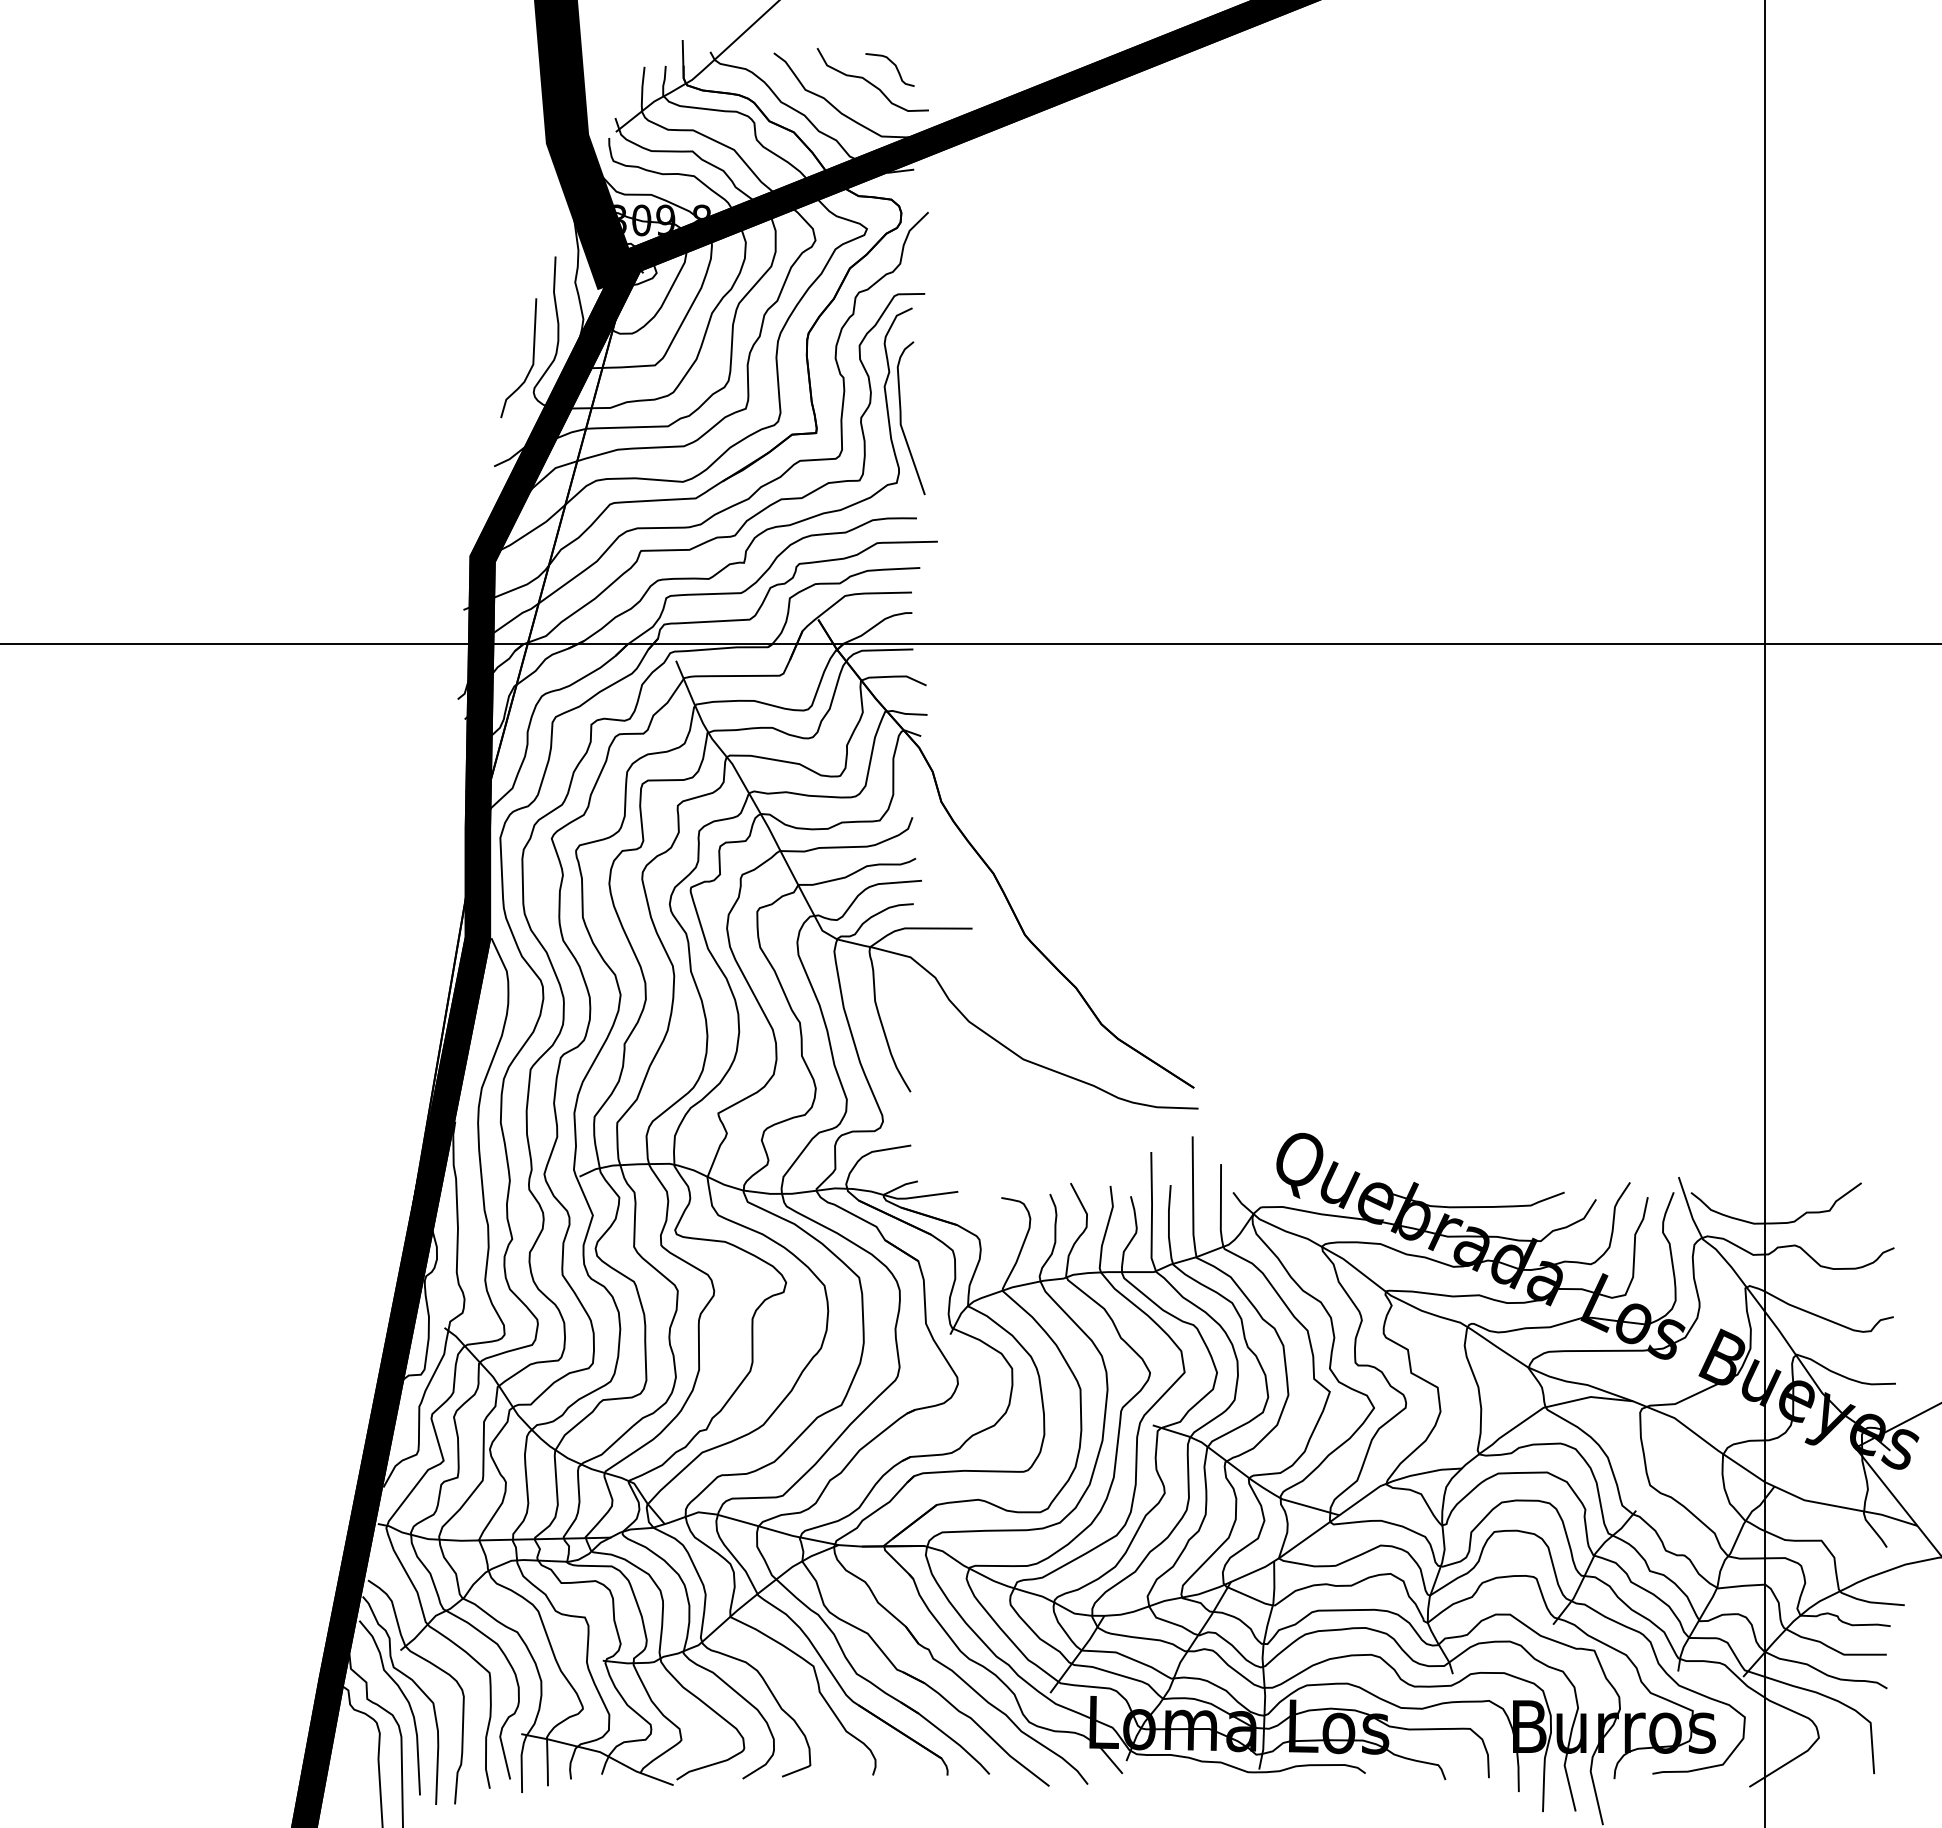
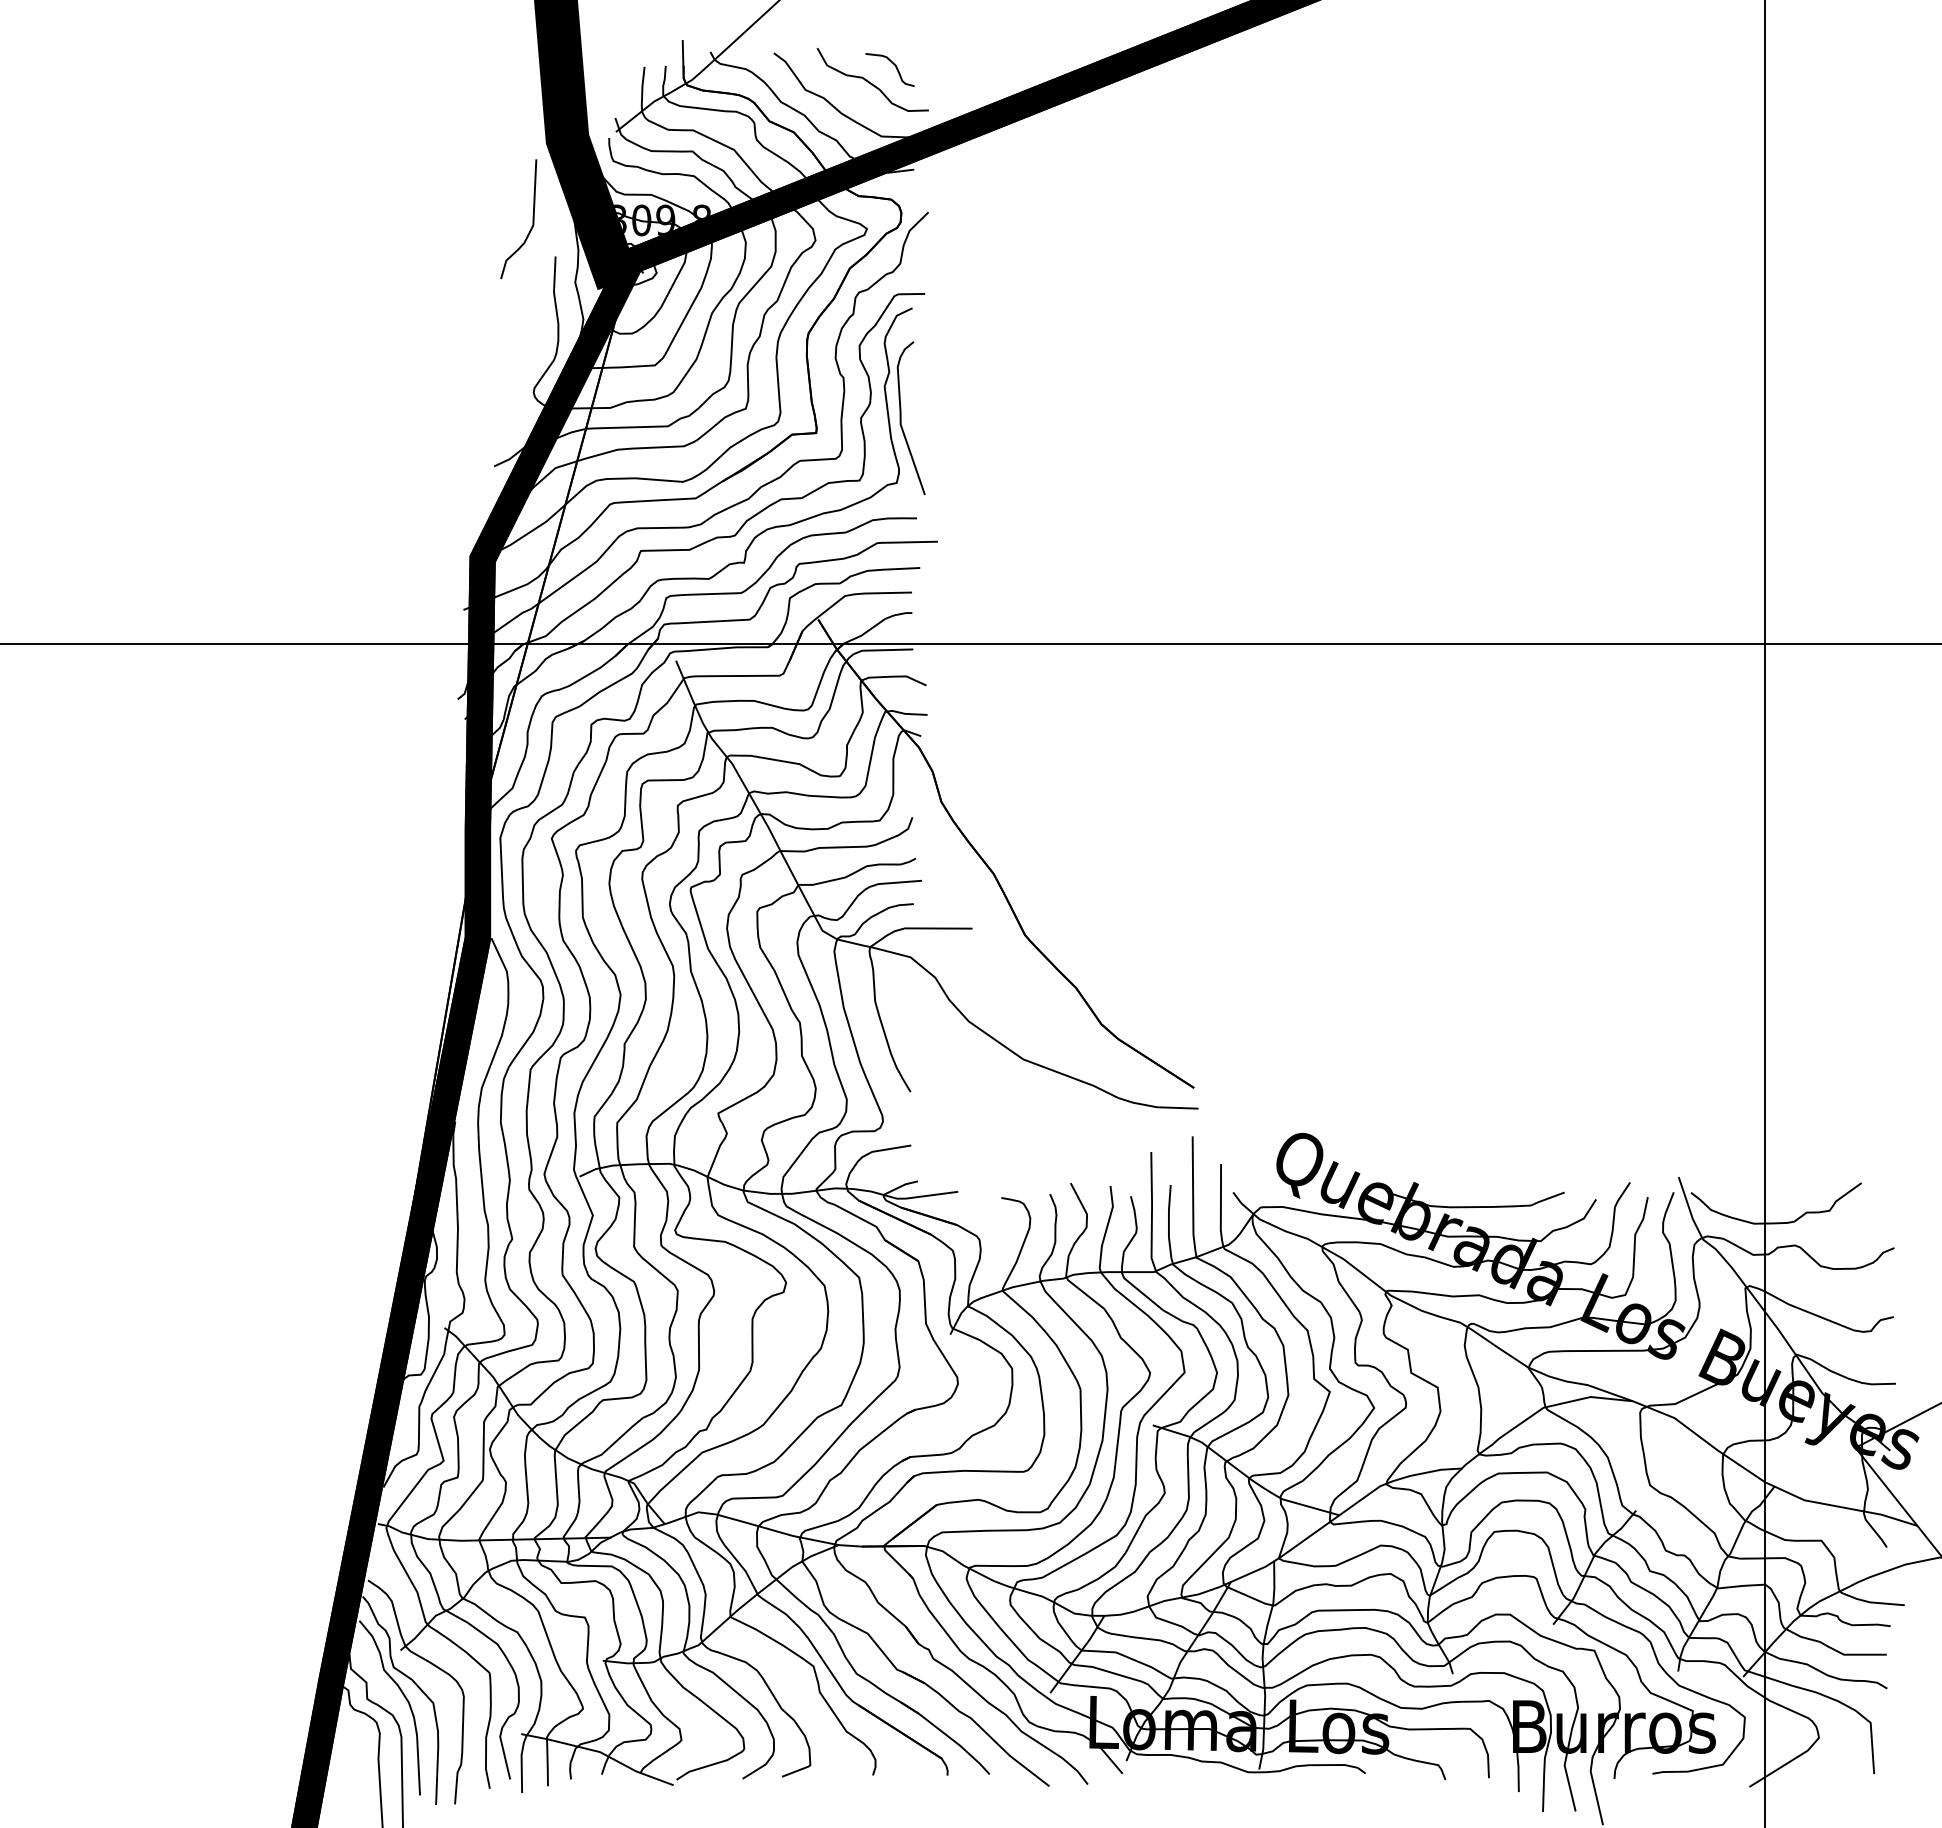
curve position: (532, 358) -> (532, 219) (532, 219)
